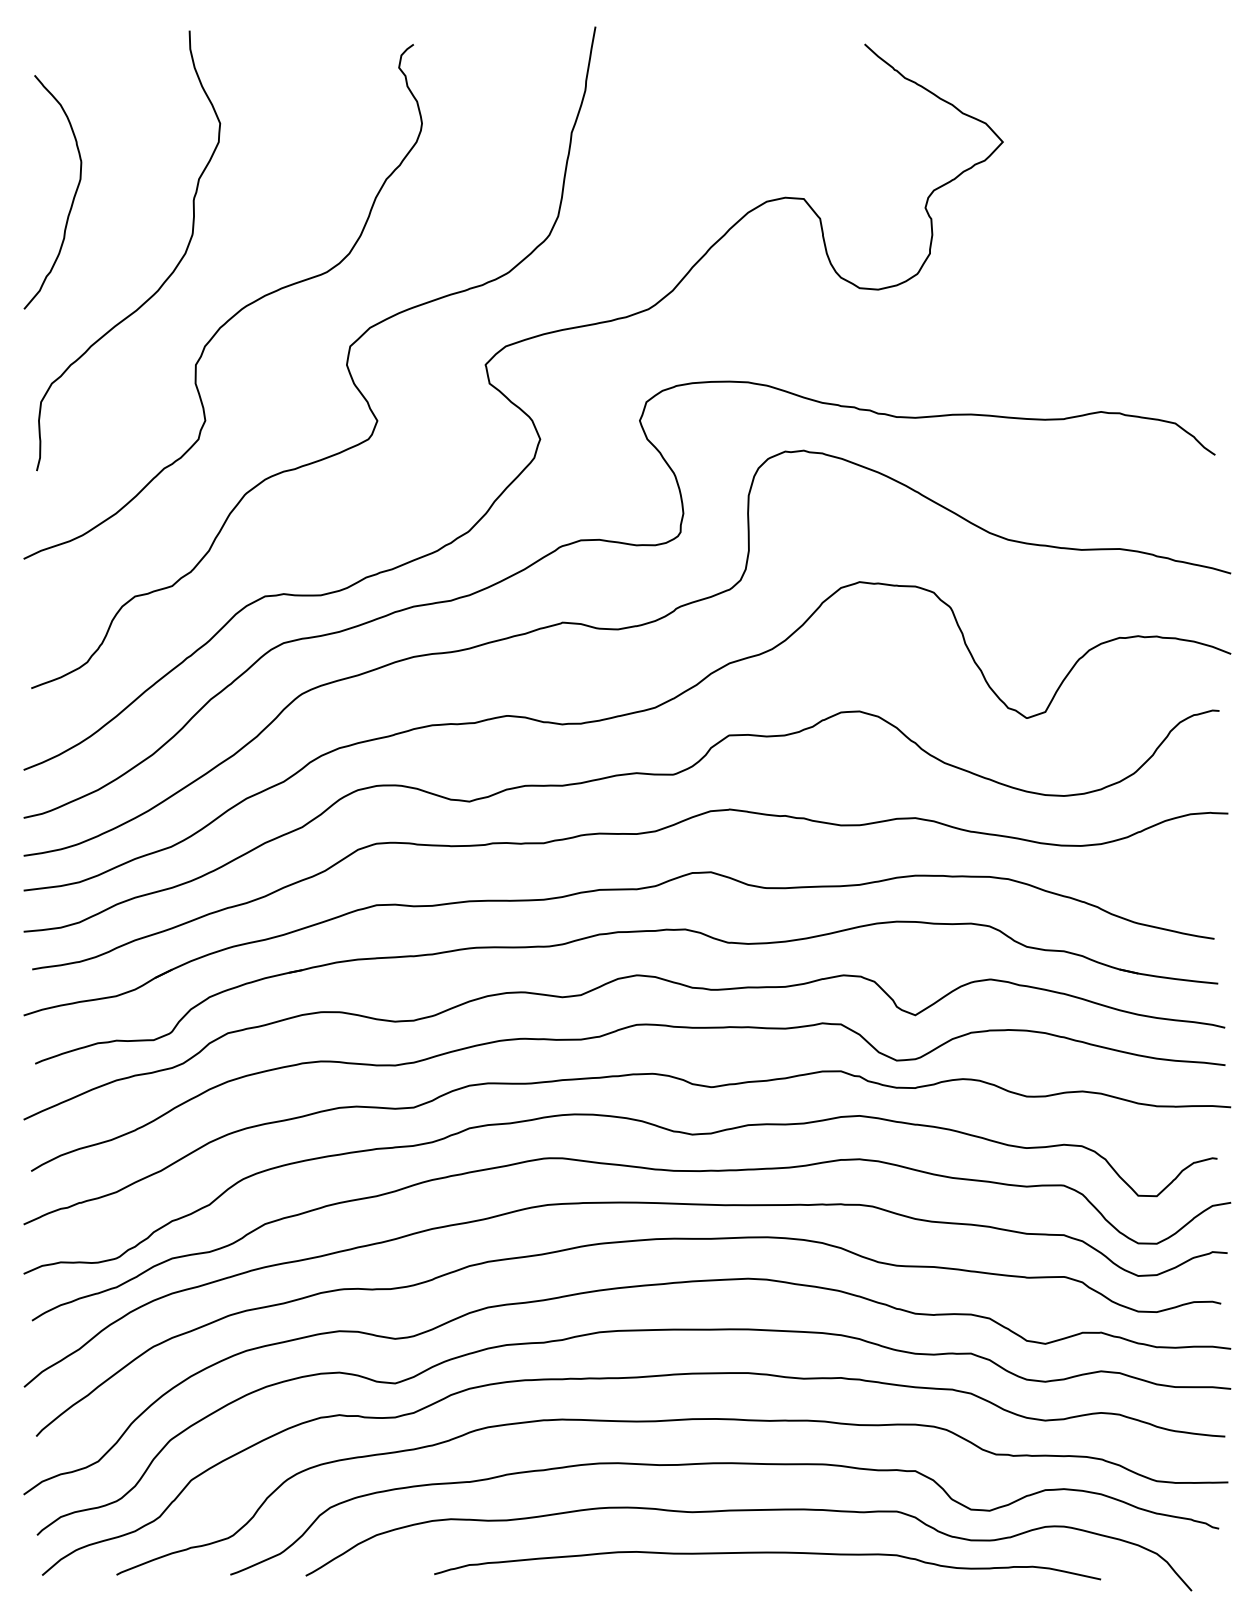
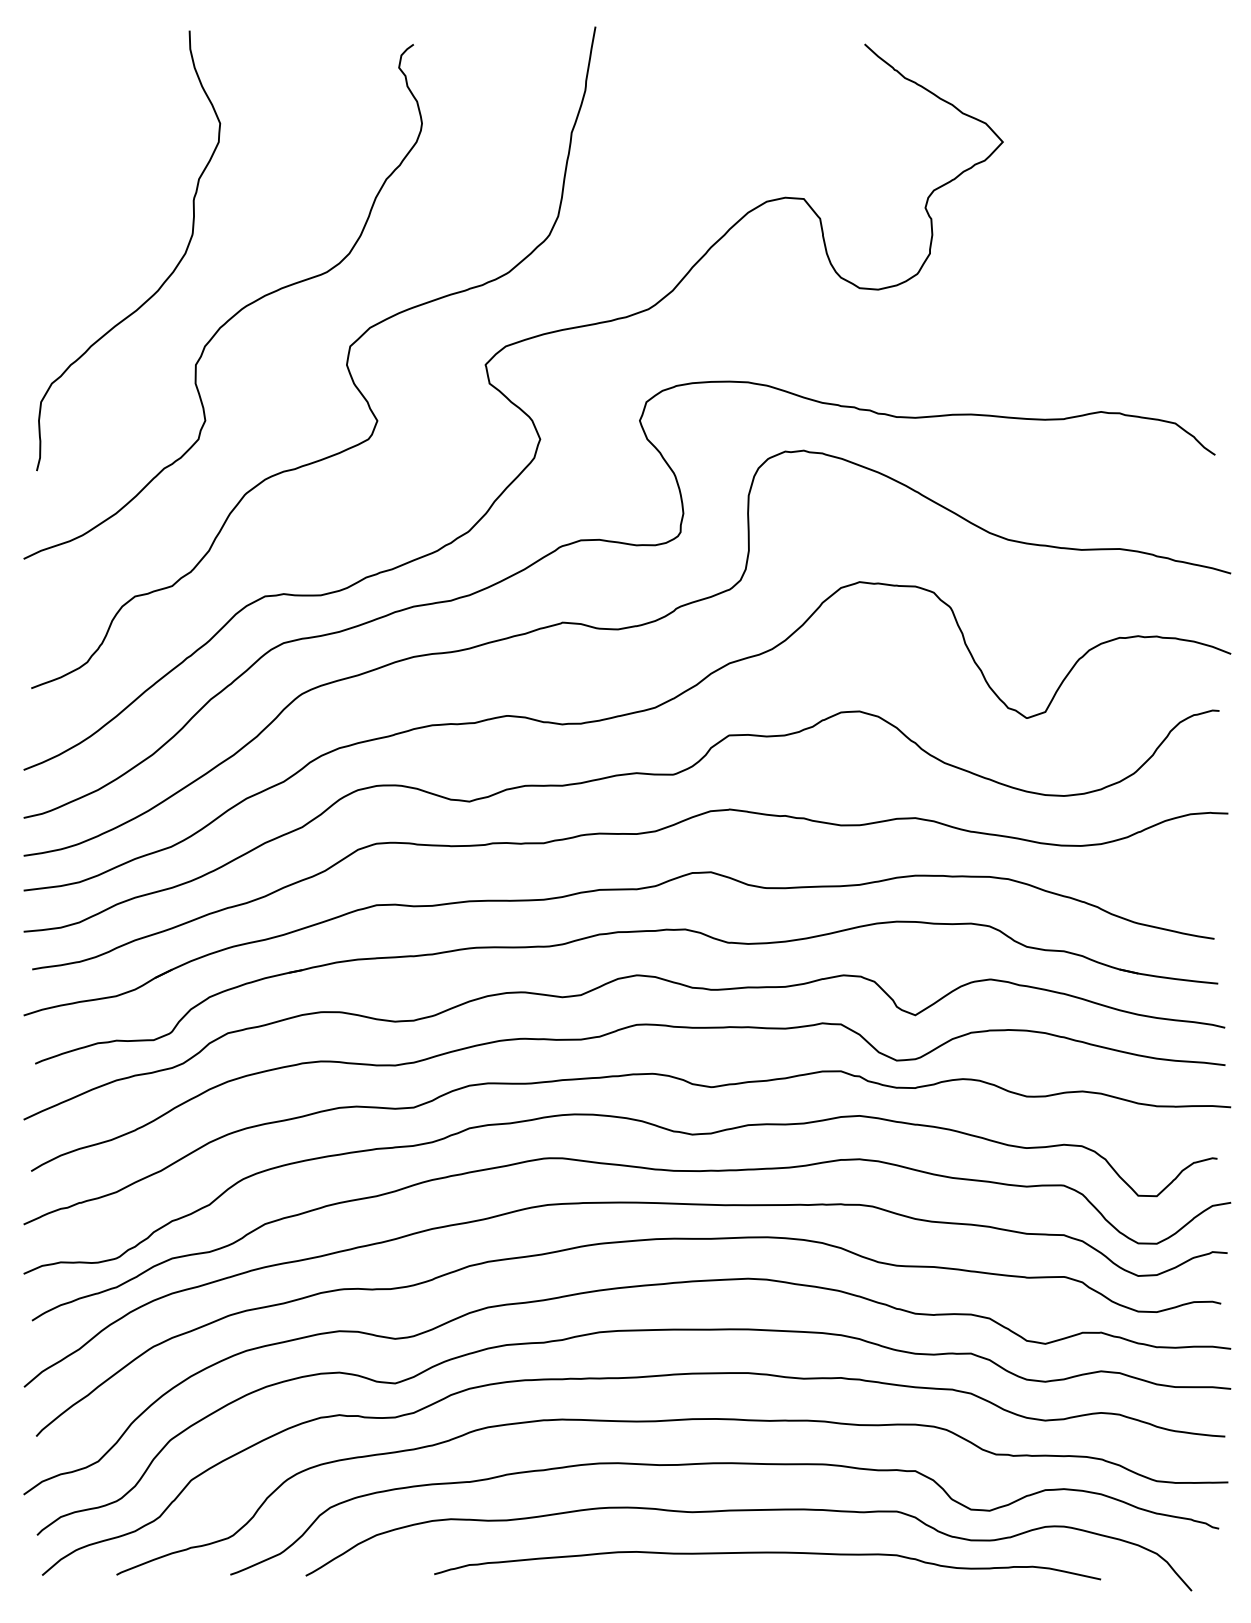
curve: present -> none (72, 199)
